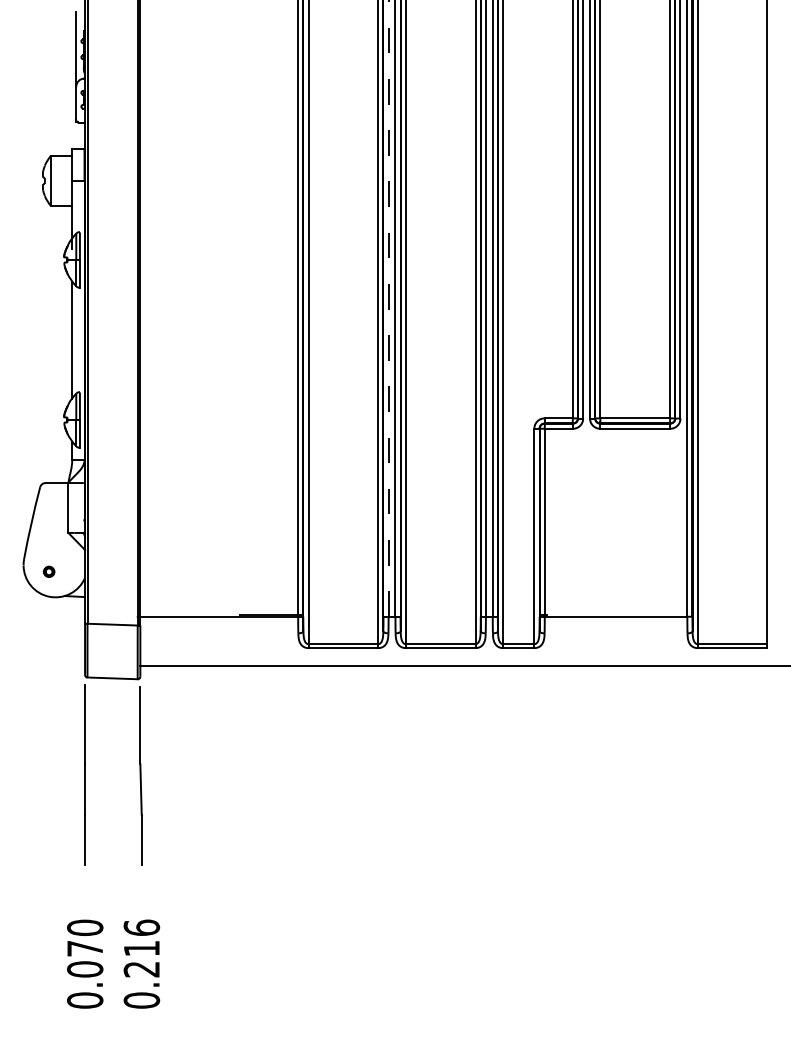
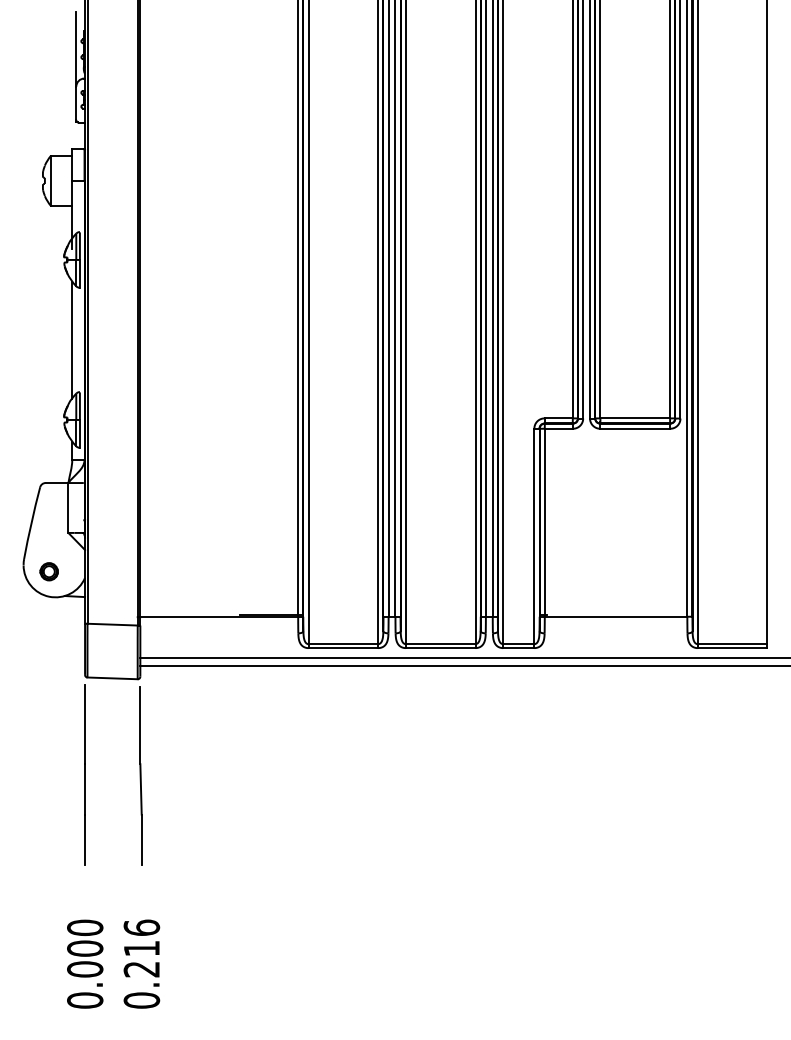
line: dashed -> solid (388, 307)
part size: 14x13 px -> 20x20 px (48, 571)
line: none -> present (463, 657)
text: 0.070 -> 0.000 (85, 948)
